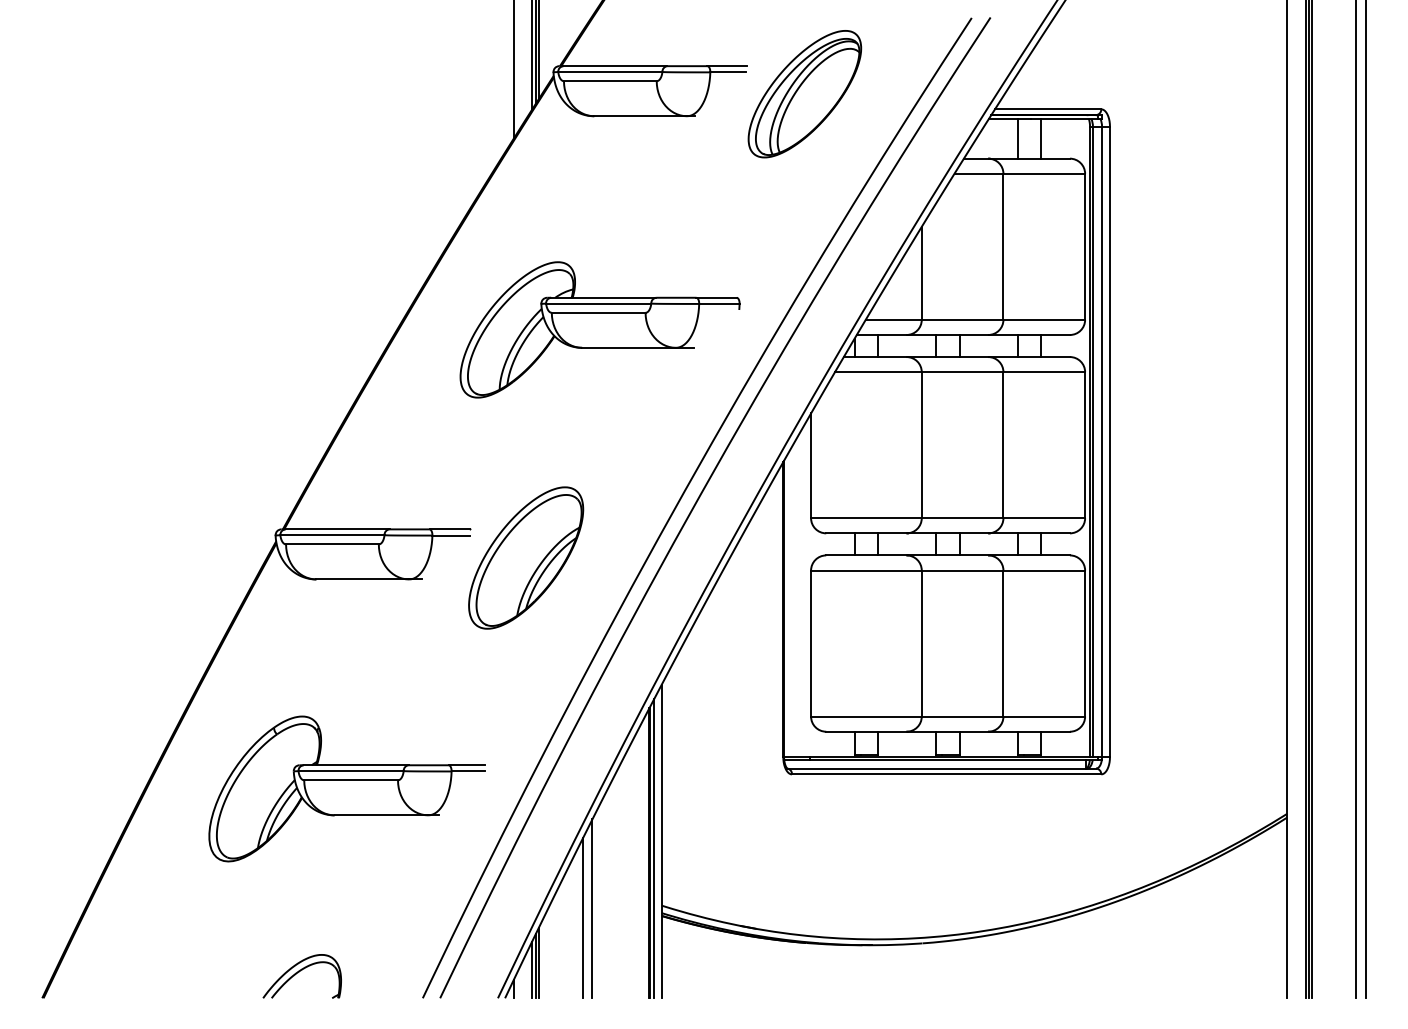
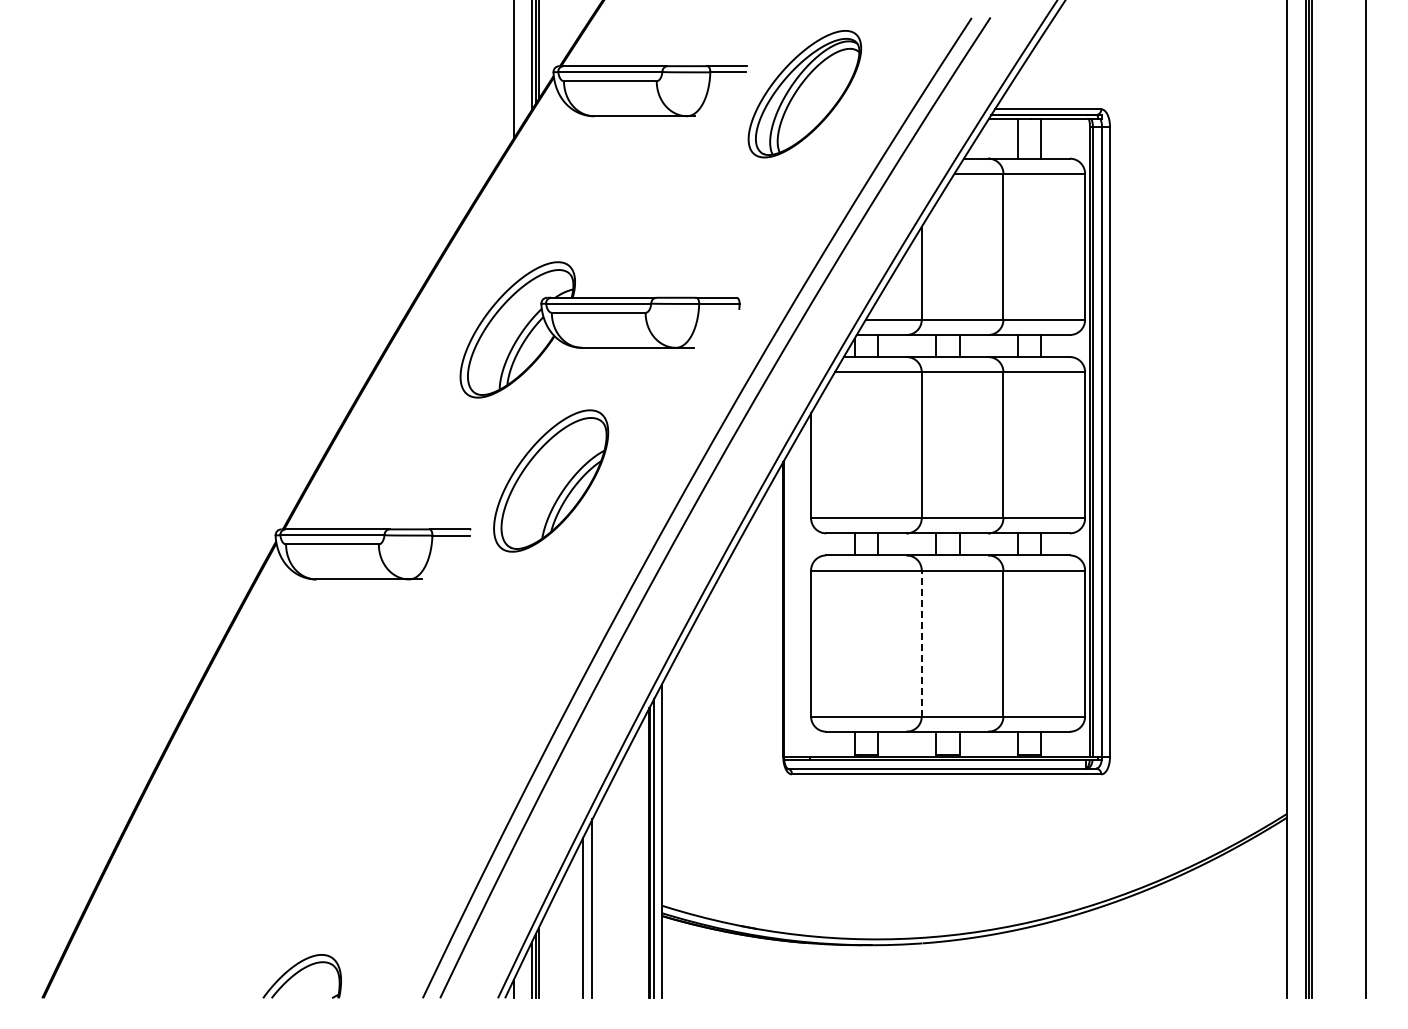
line: present -> none (1356, 500)
part position: (526, 557) -> (551, 480) (551, 480)
line: solid -> dashed (921, 643)
part: present -> none (346, 788)
